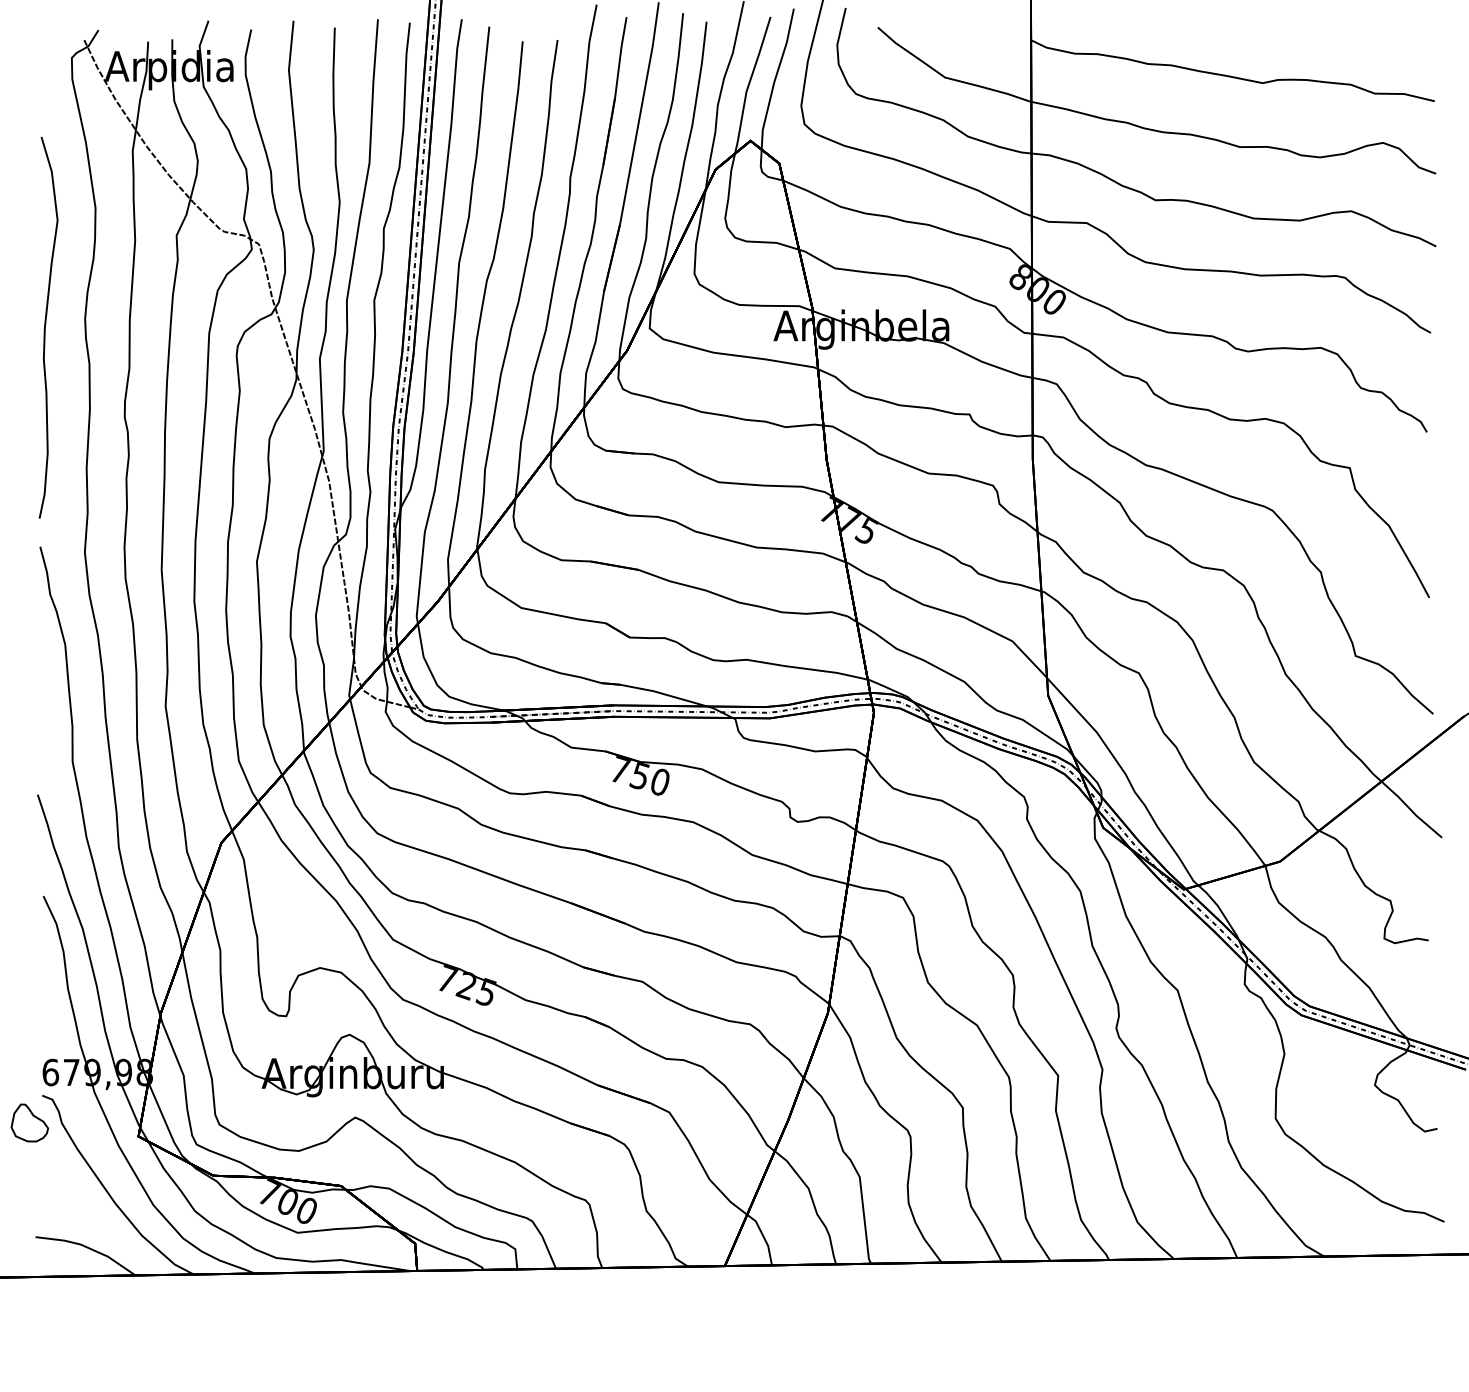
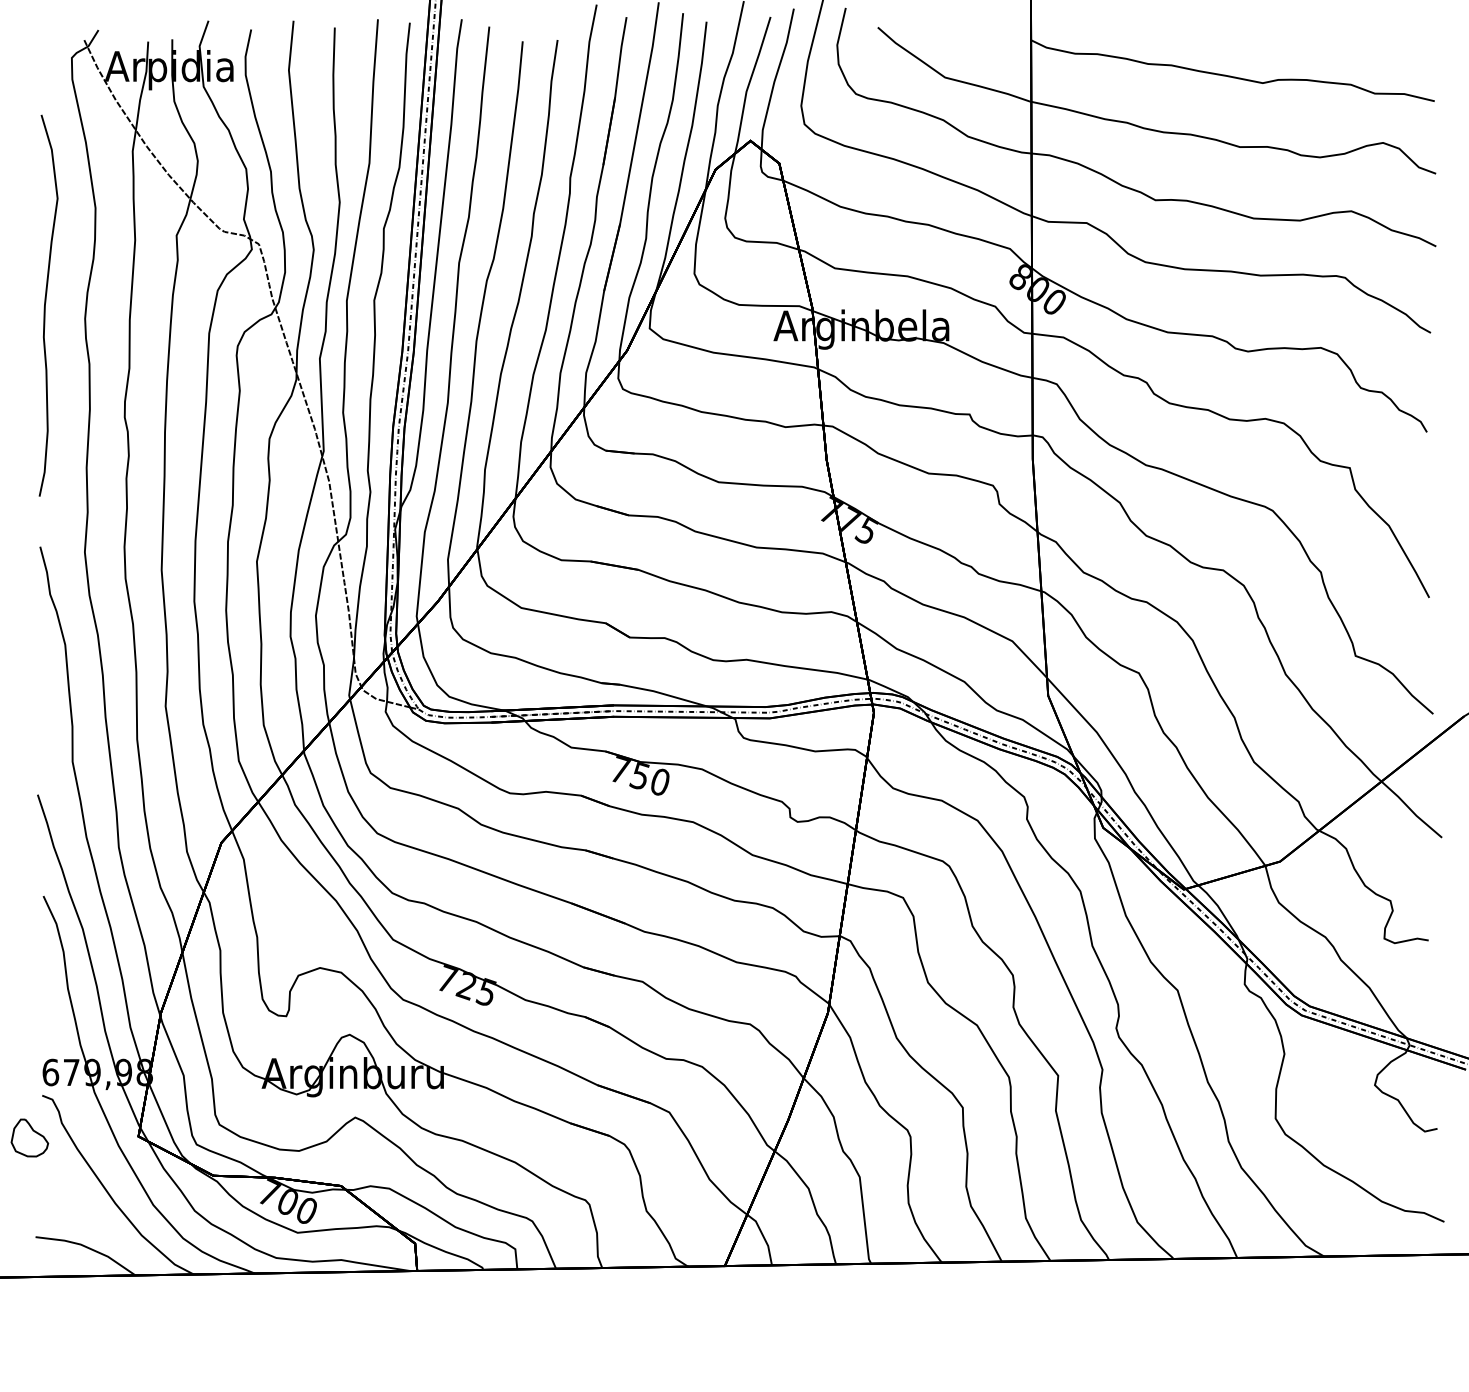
curve position: (45, 327) -> (45, 305) (45, 305)
part position: (29, 1122) -> (29, 1137) (29, 1137)
